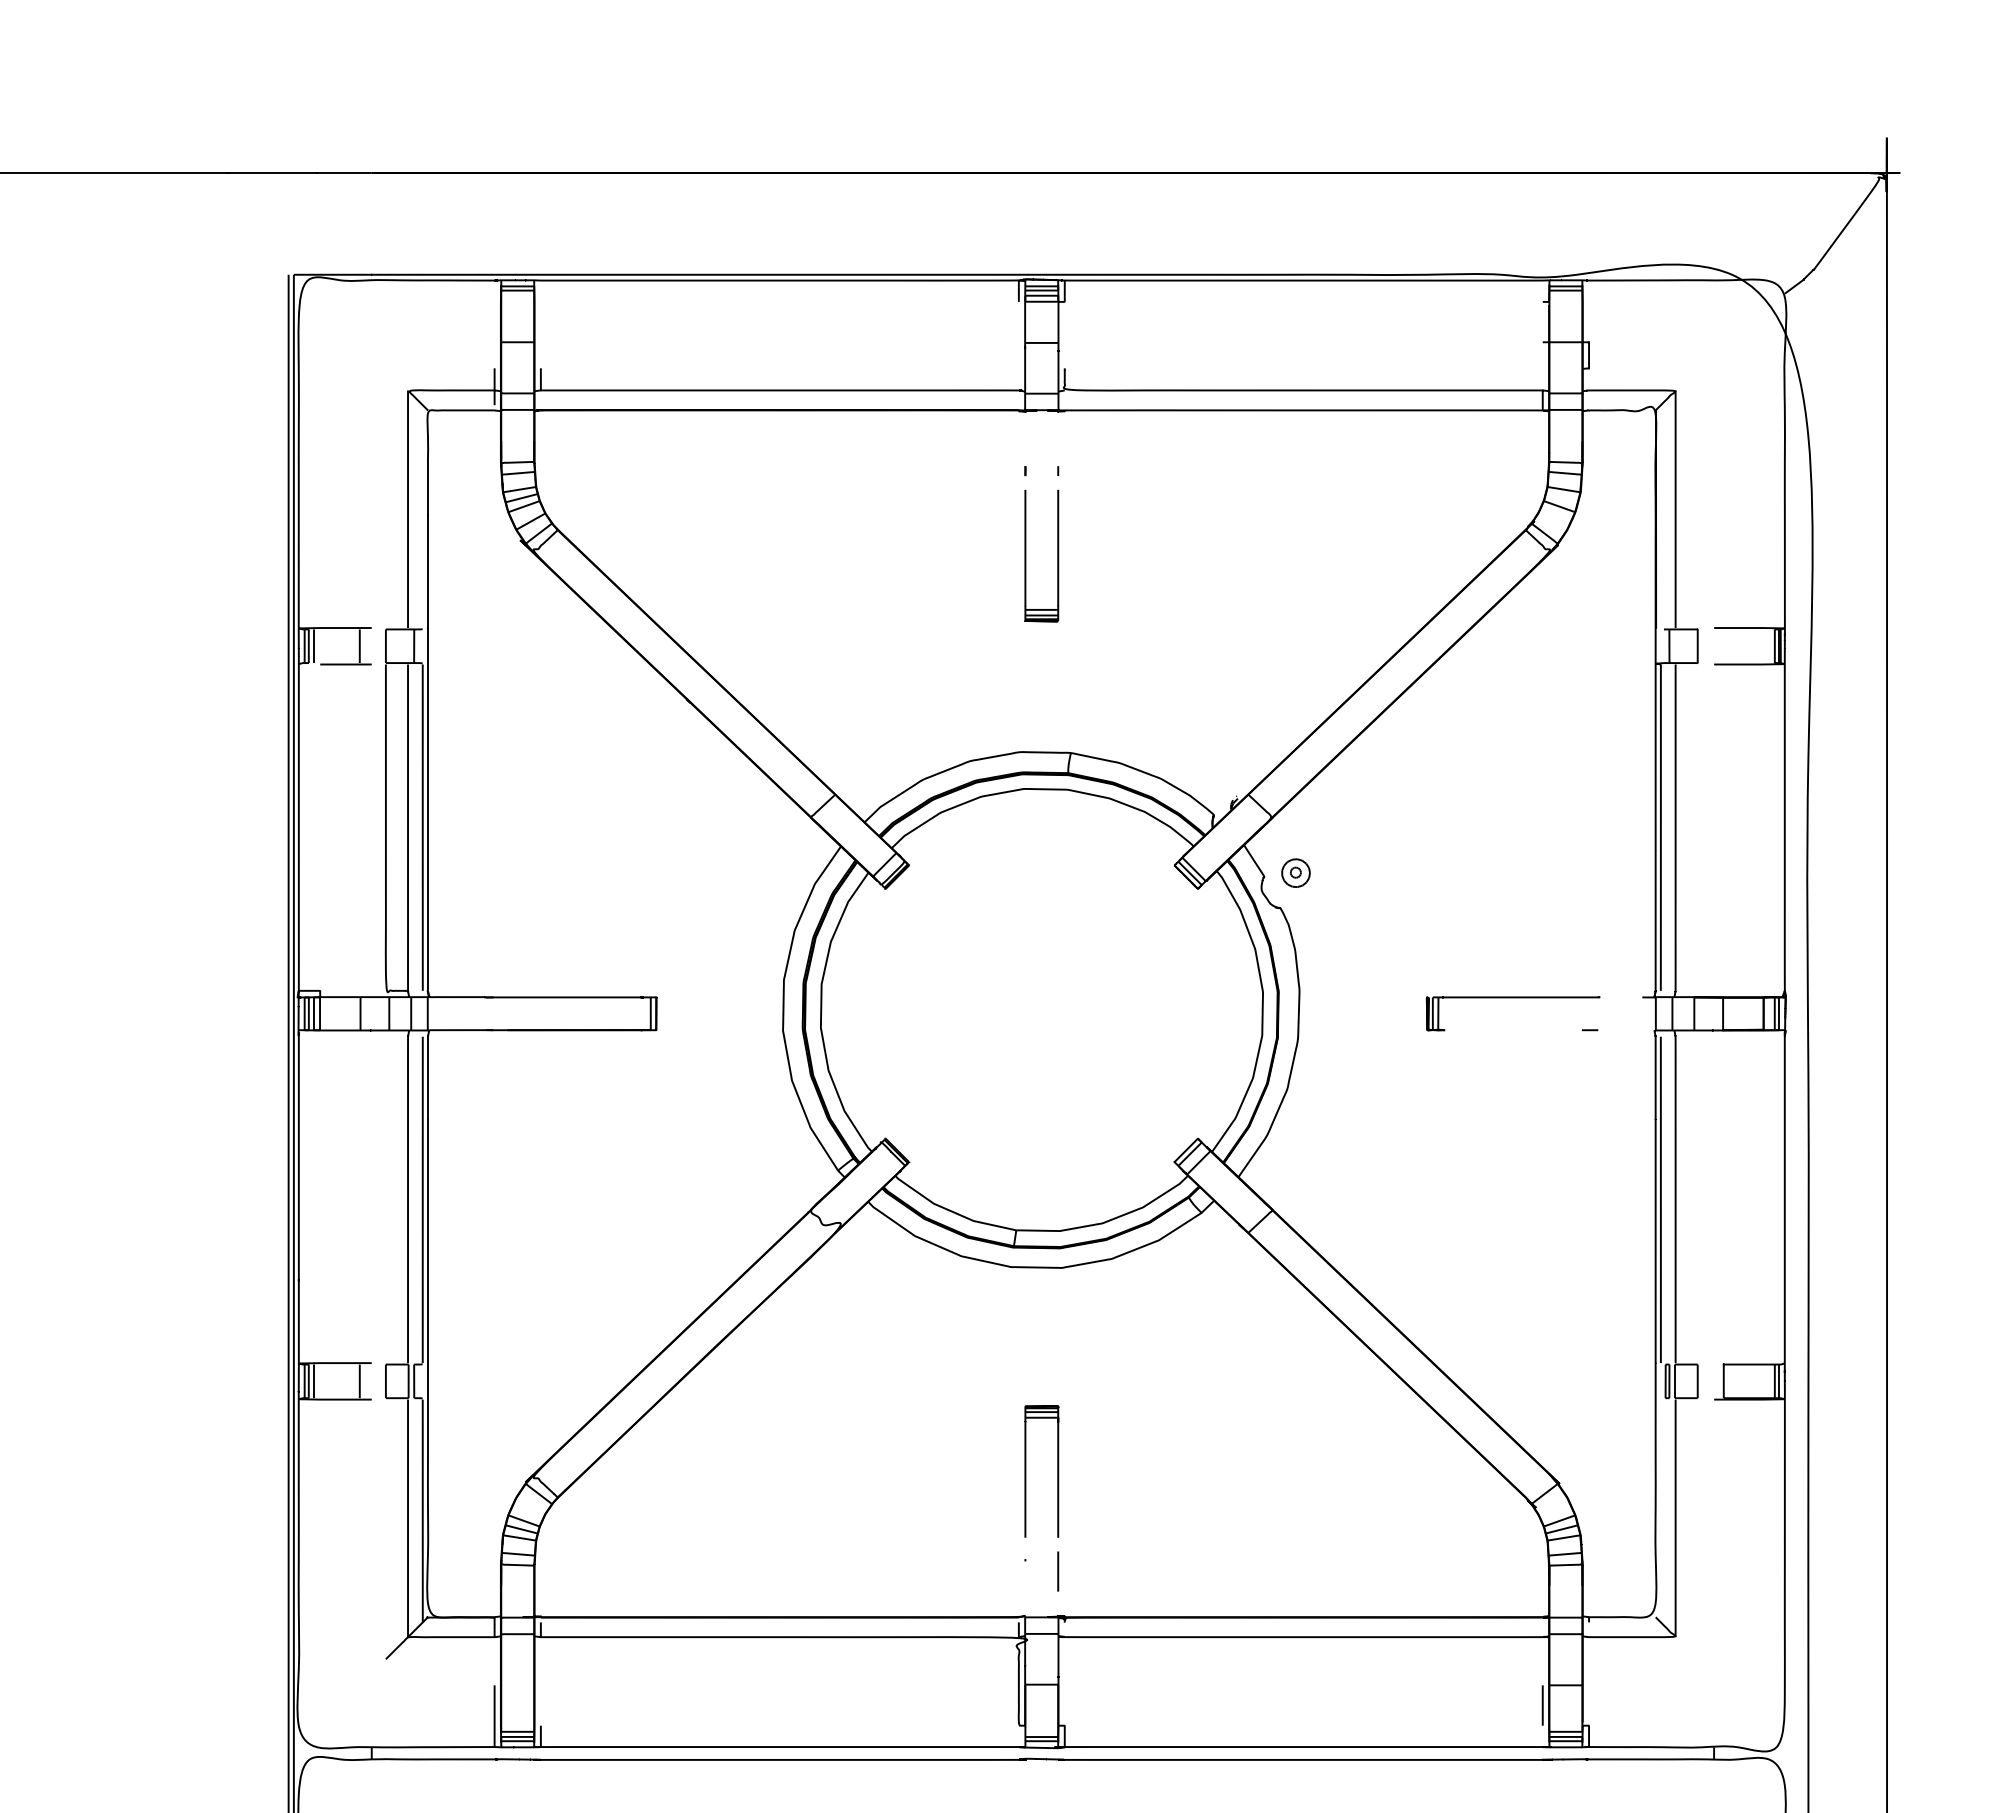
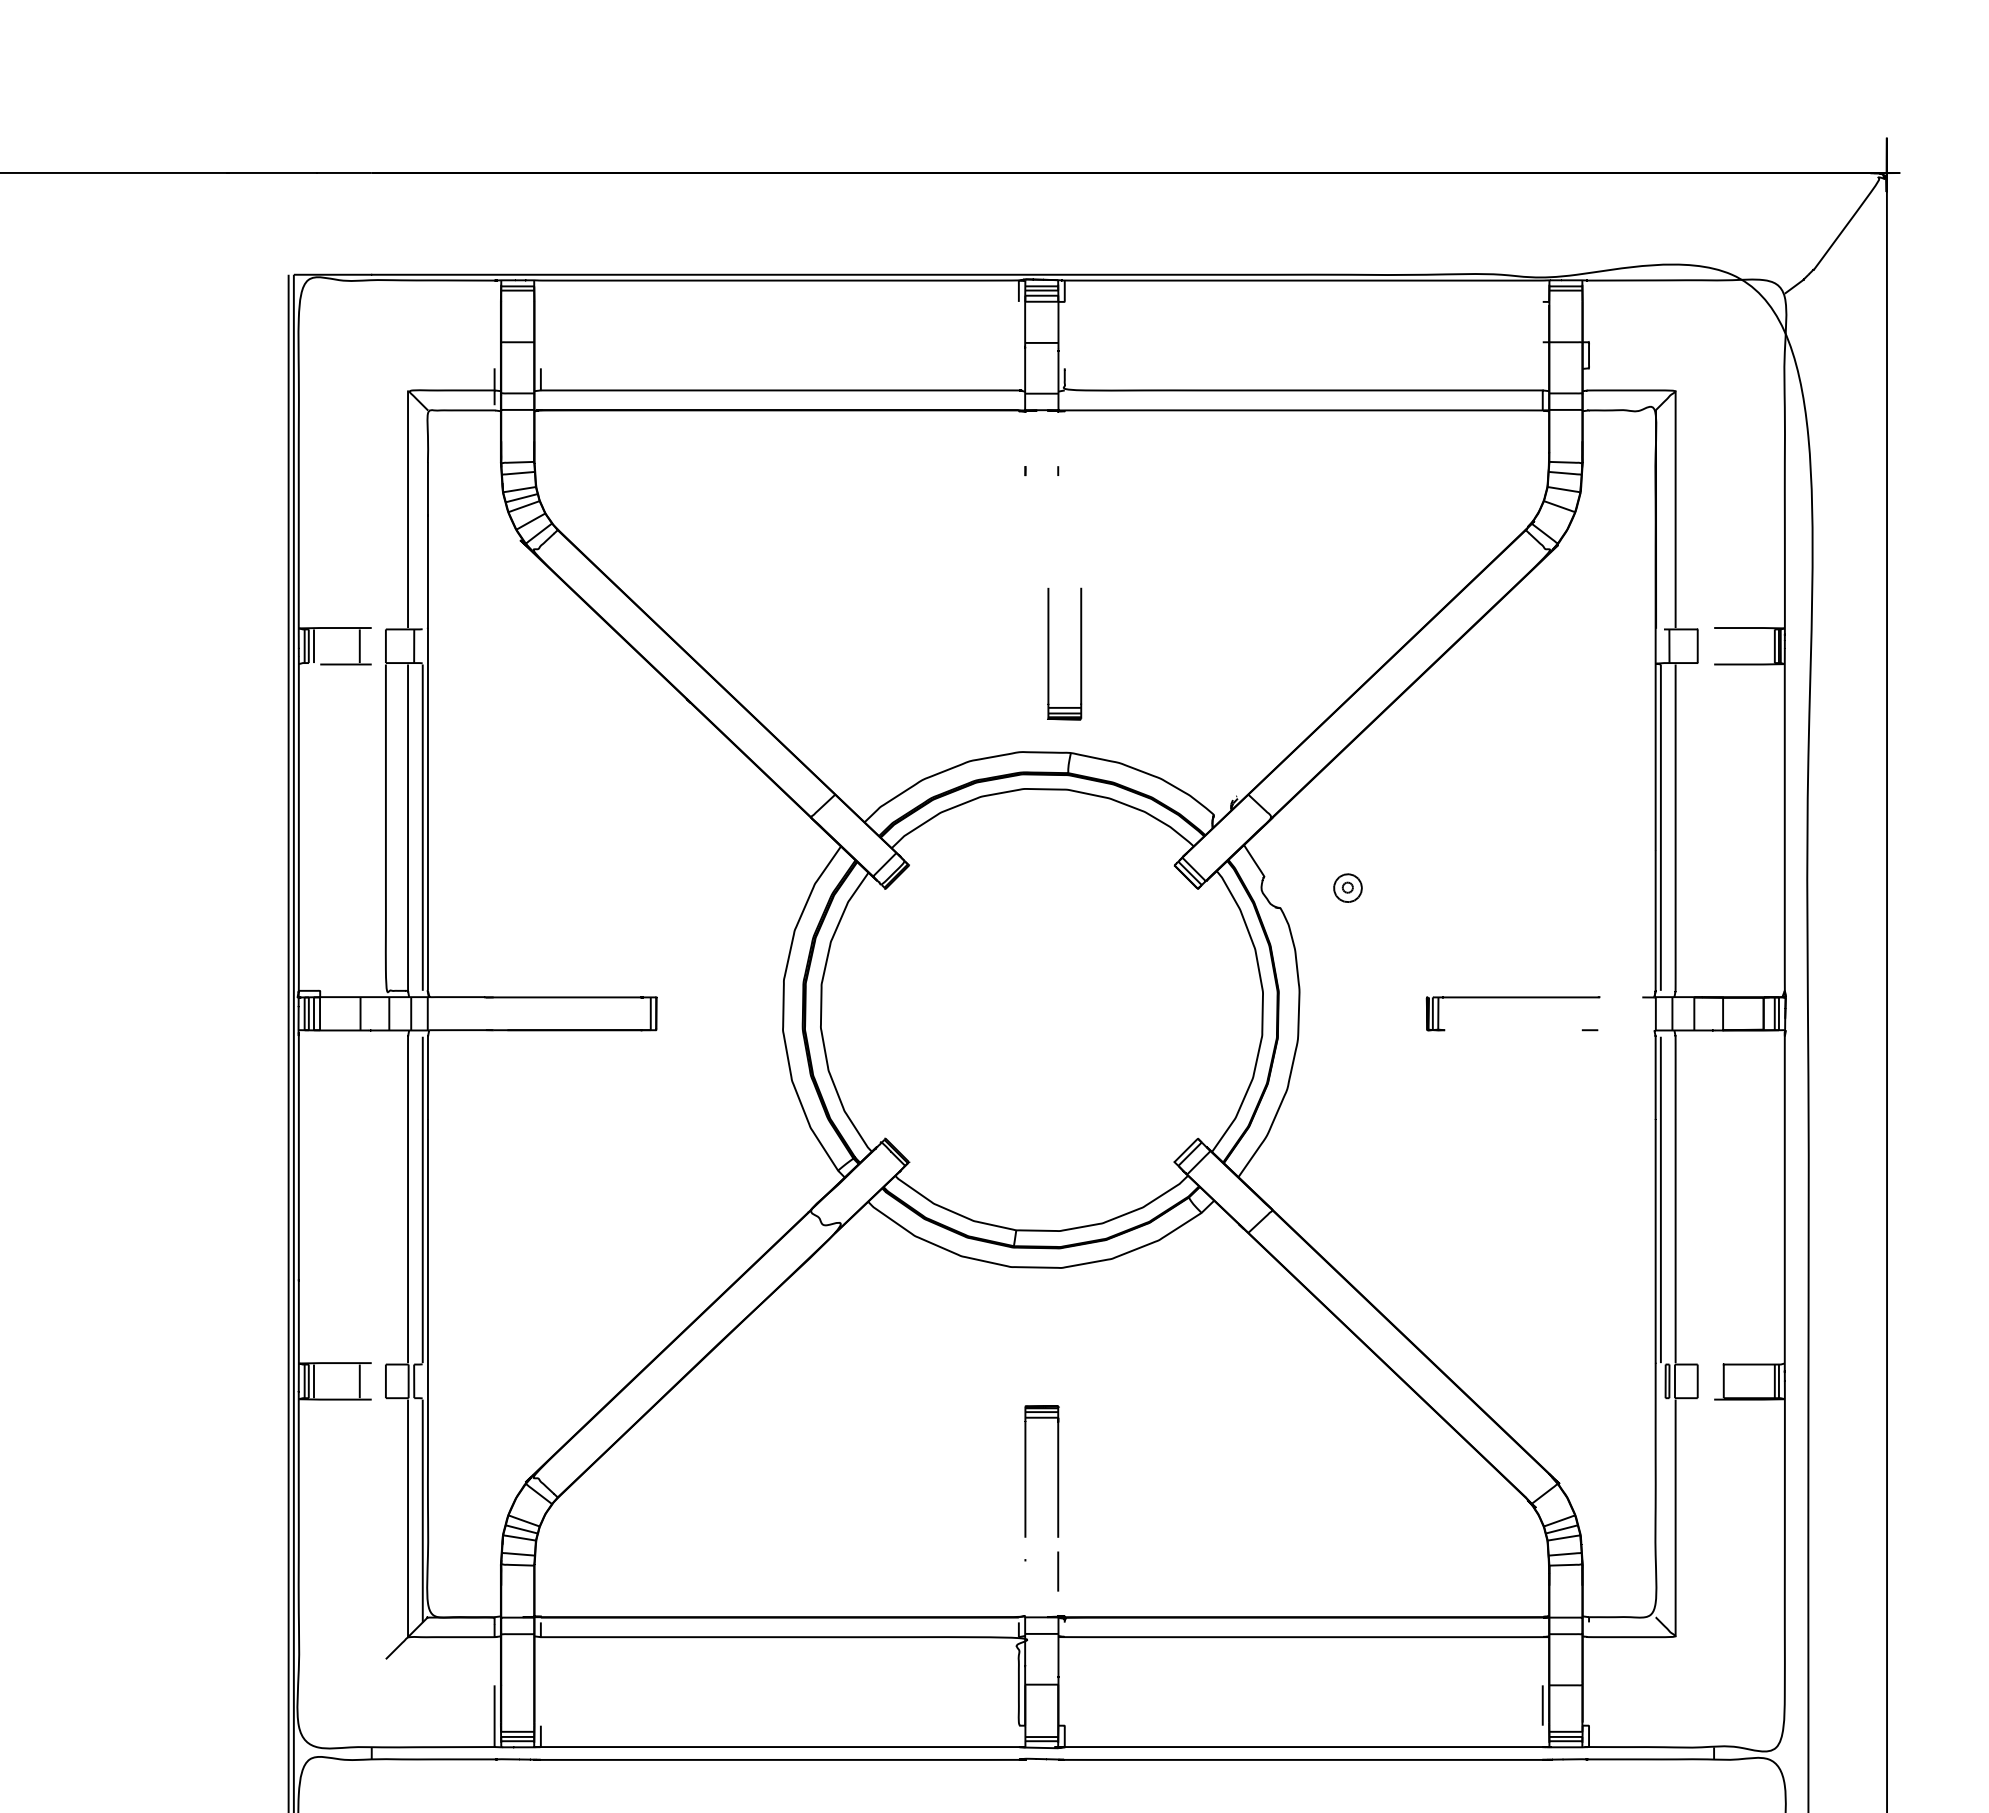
part position: (1026, 555) -> (1049, 653) (1049, 653)
part position: (1295, 872) -> (1347, 887) (1347, 887)
